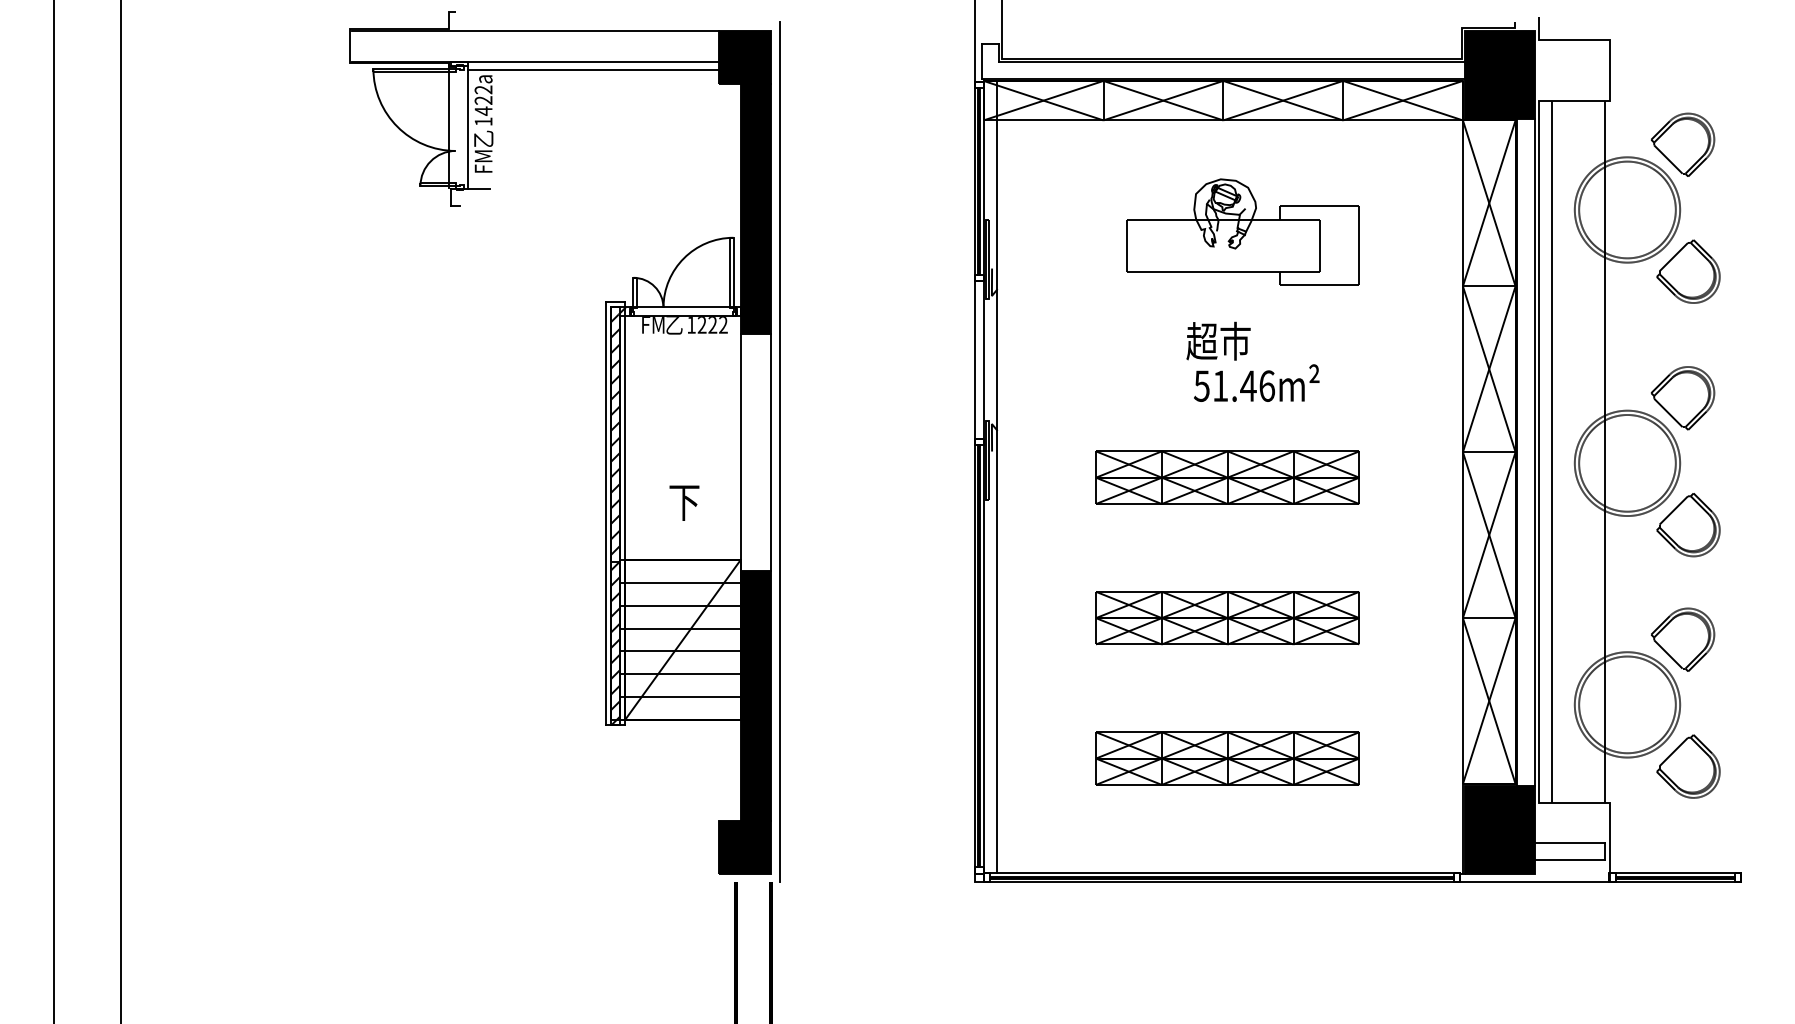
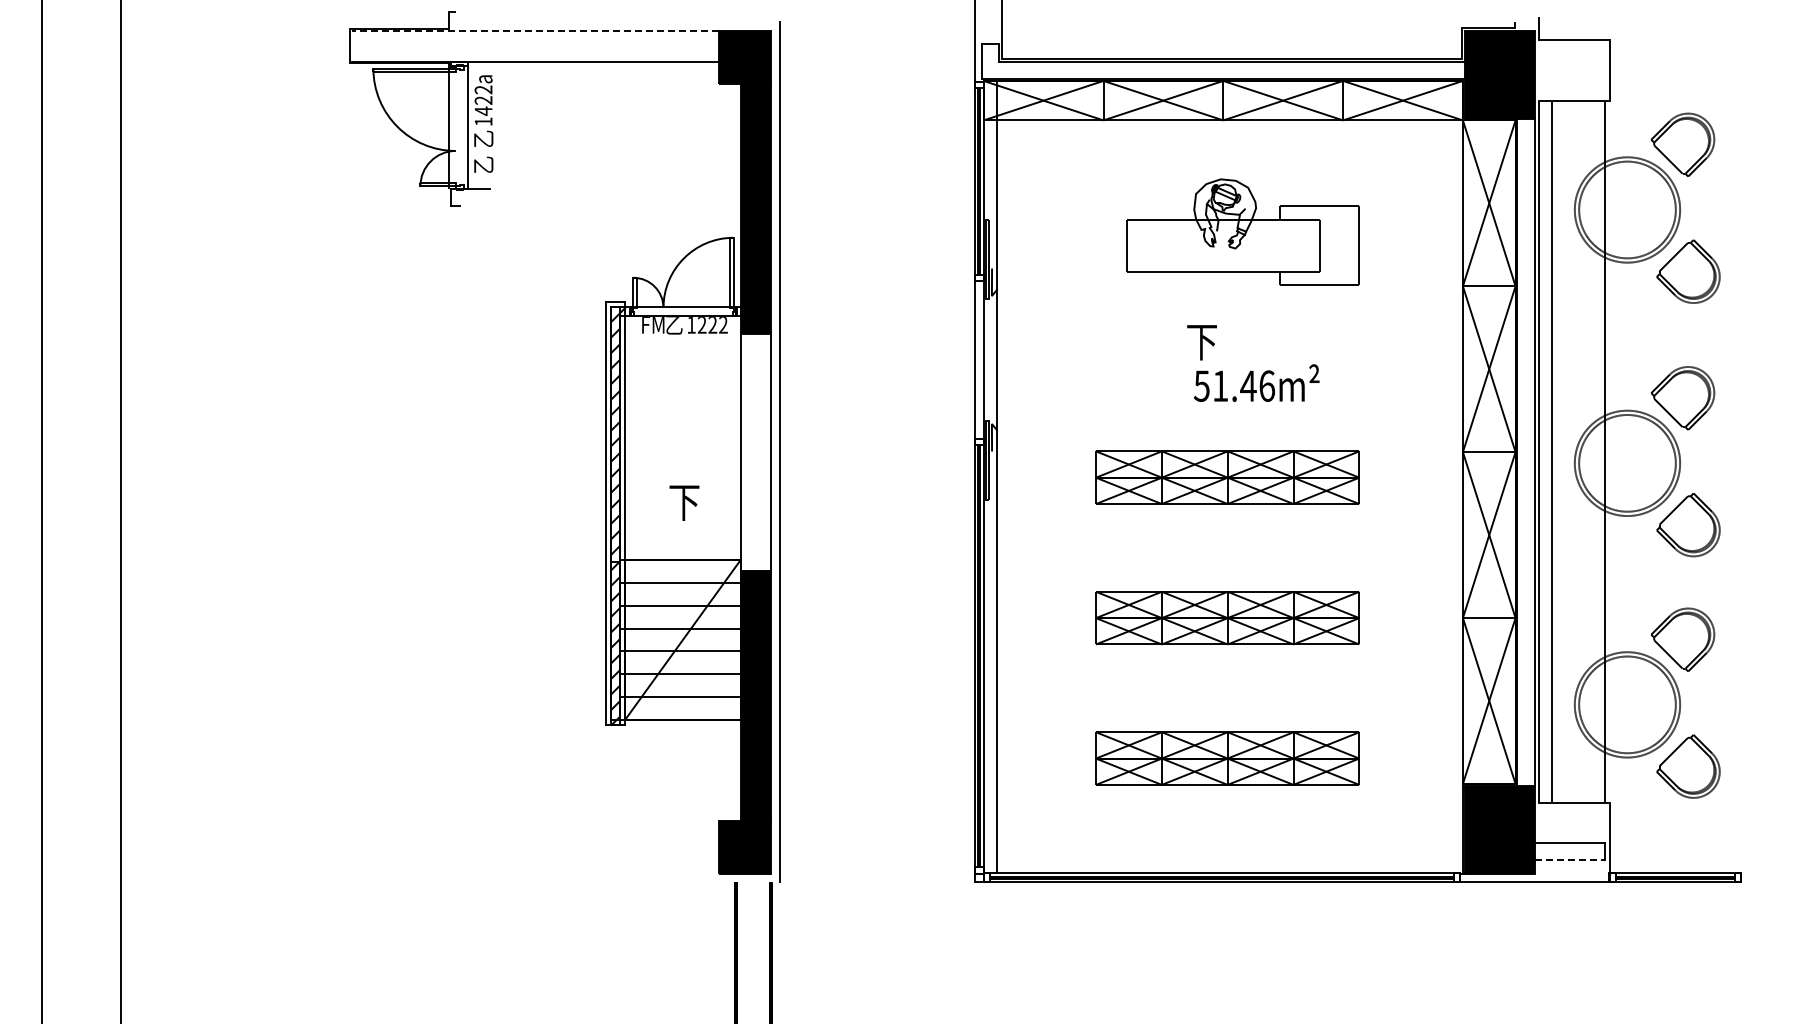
line: solid -> dashed (534, 30)
line: present -> none (593, 70)
text: FM -> 乙 (483, 161)
text: 超市 -> 下 (1218, 340)
line position: (53, 511) -> (41, 511) (41, 511)
line: solid -> dashed (1570, 860)
